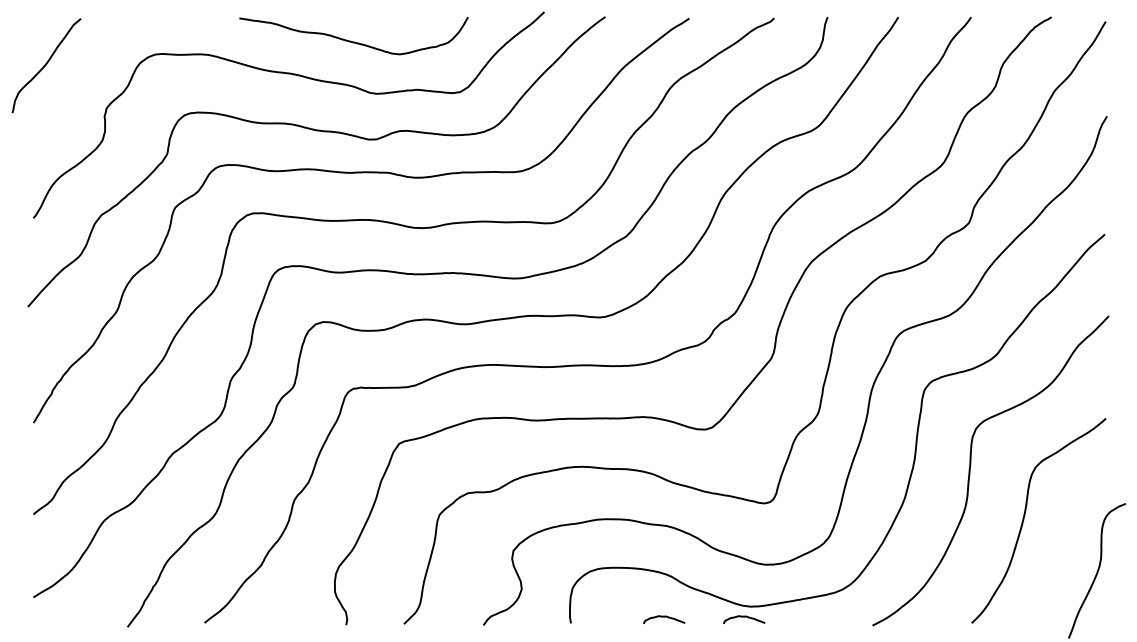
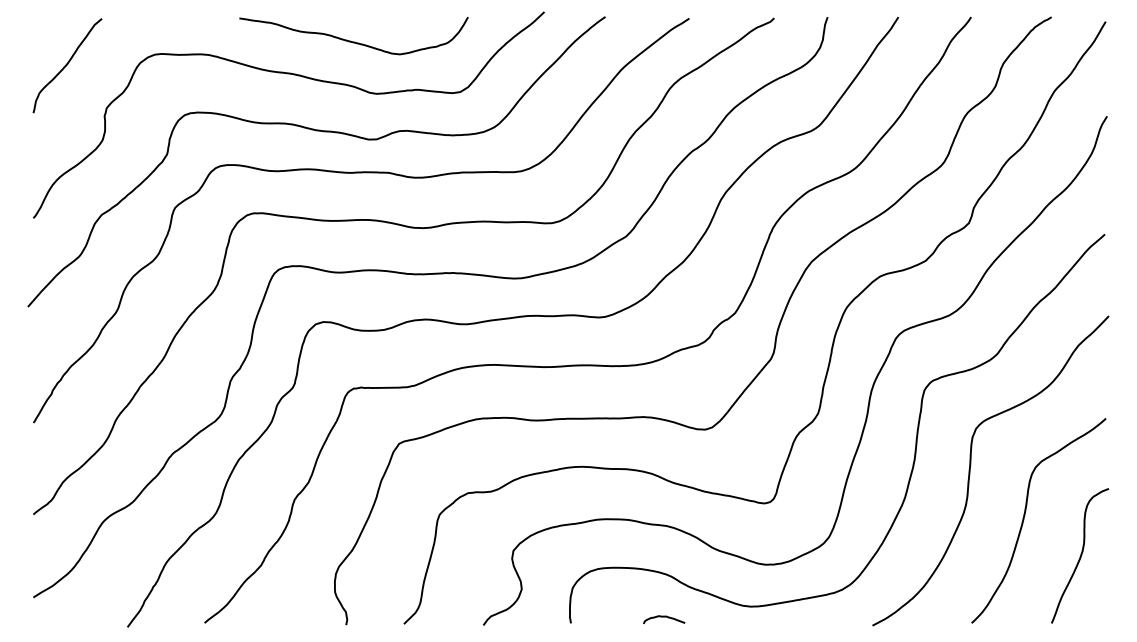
curve position: (46, 65) -> (67, 65) (67, 65)
curve position: (1097, 570) -> (1080, 555) (1080, 555)
curve: present -> none (744, 617)
